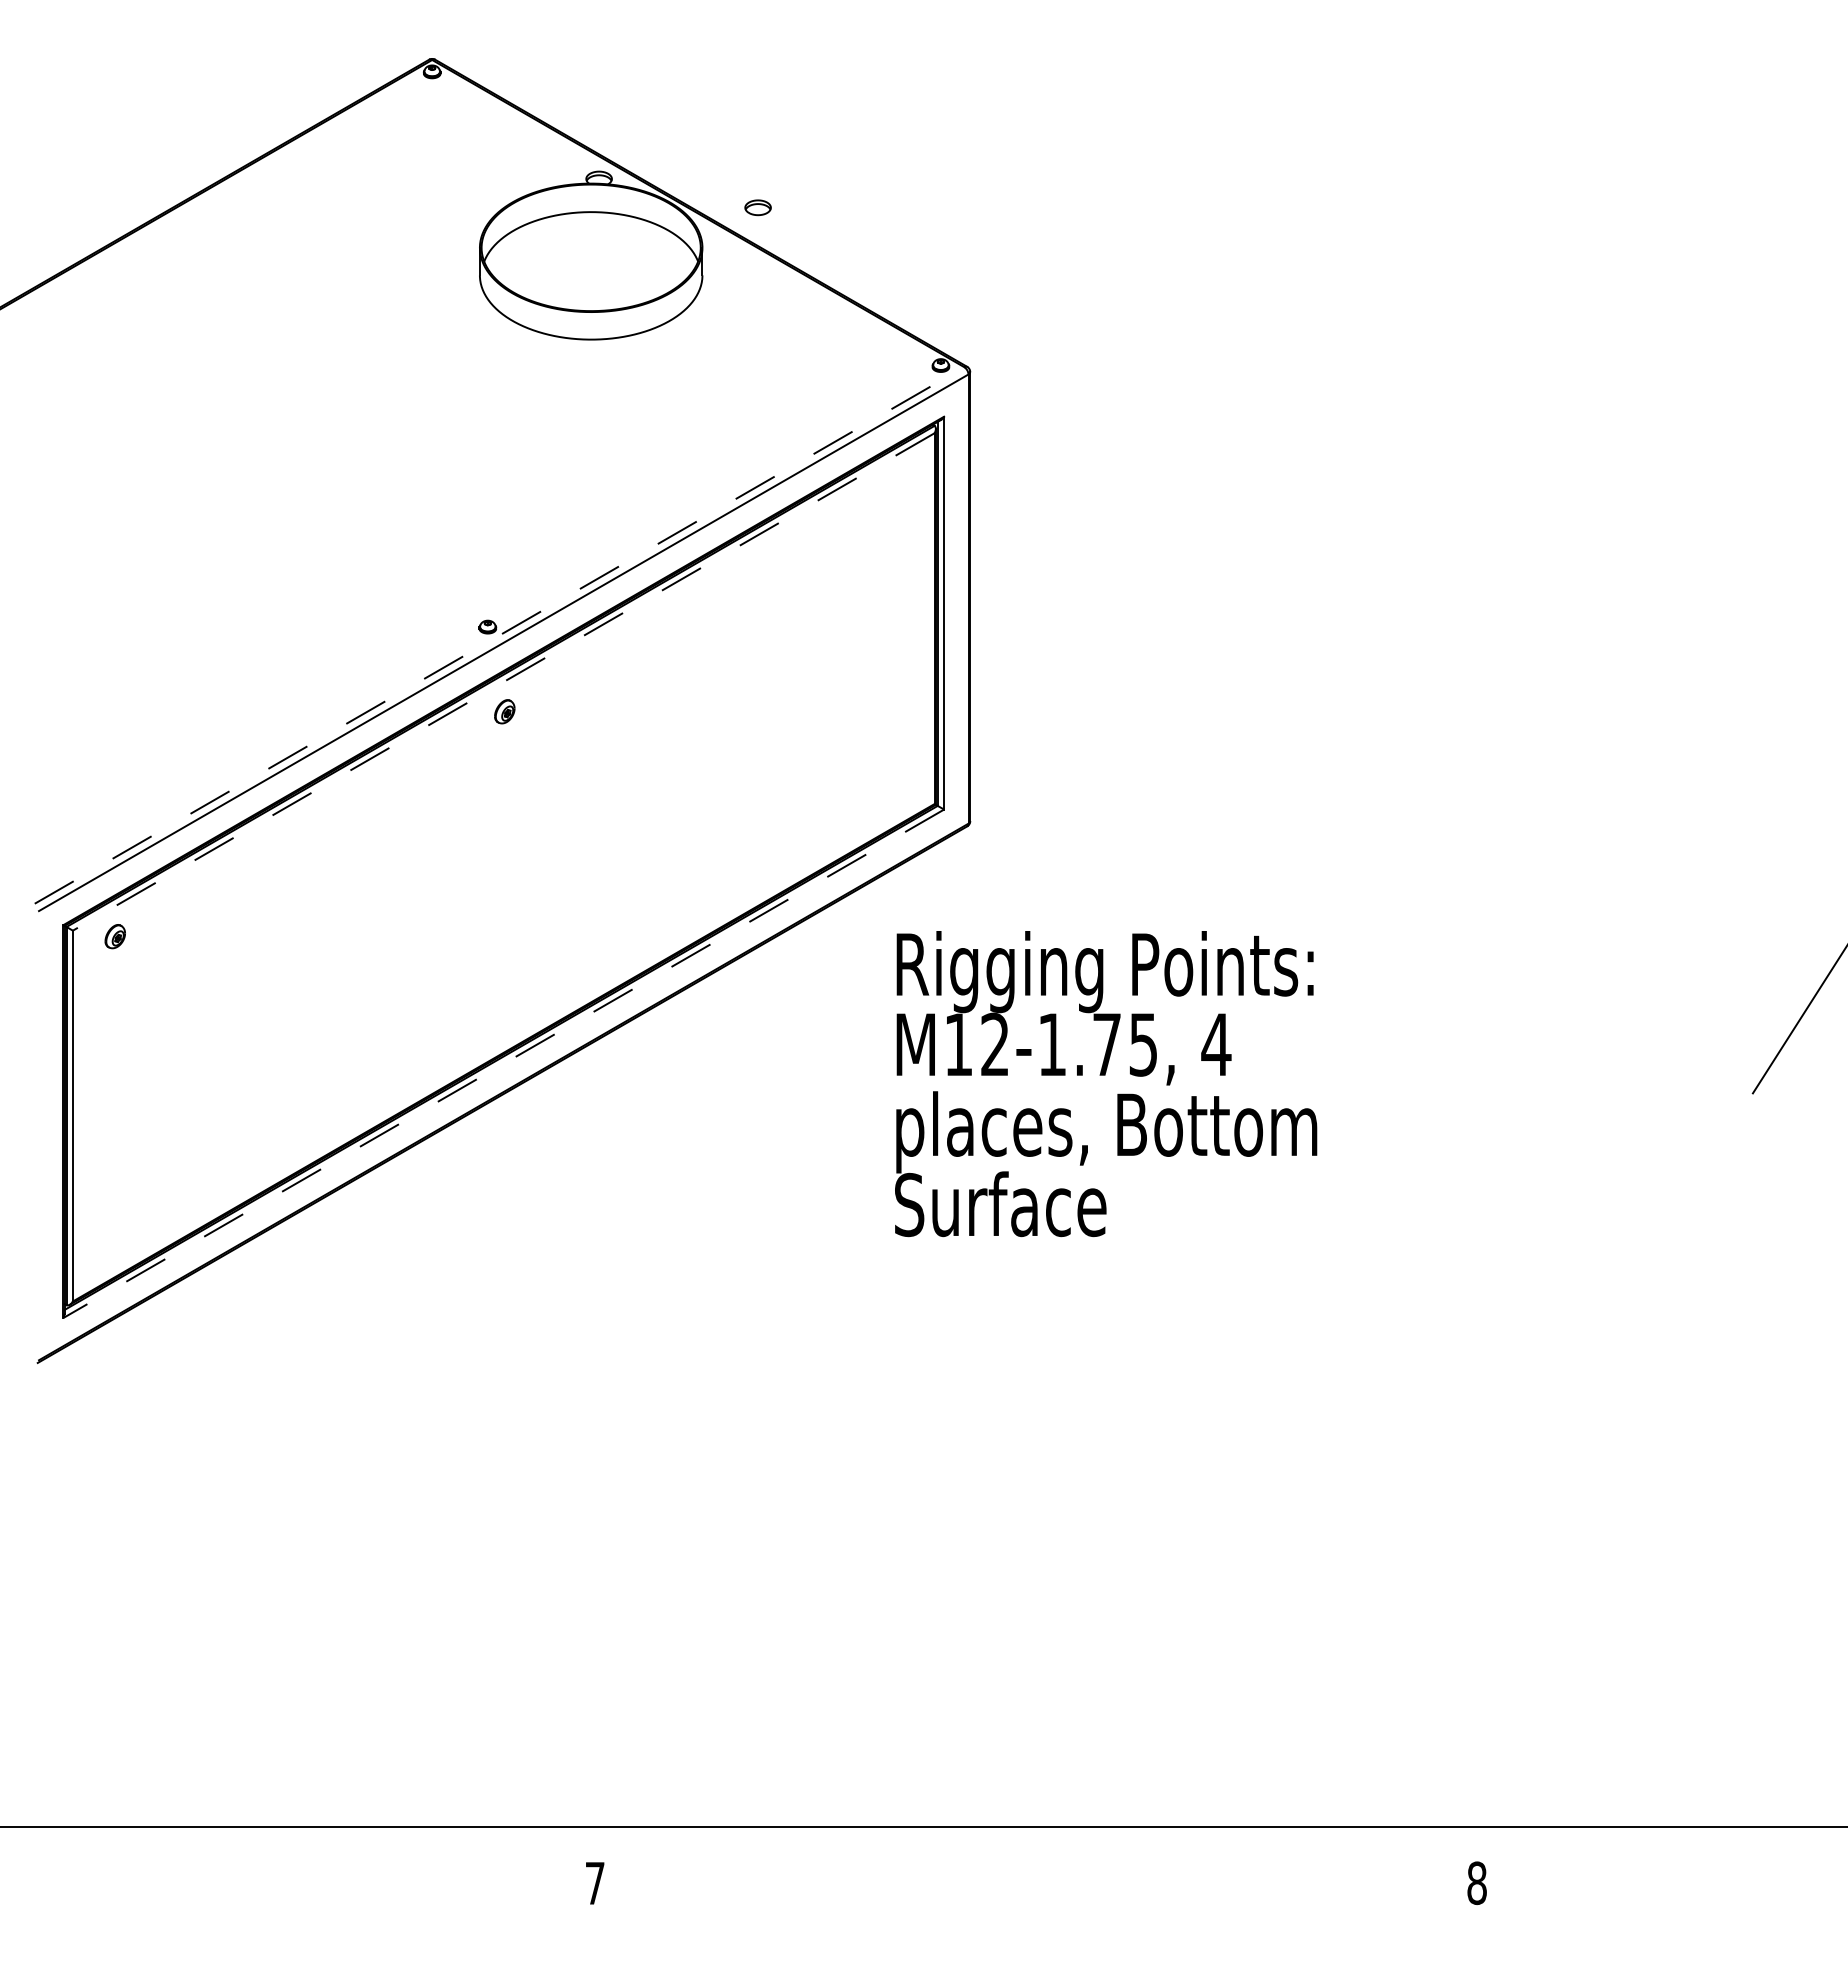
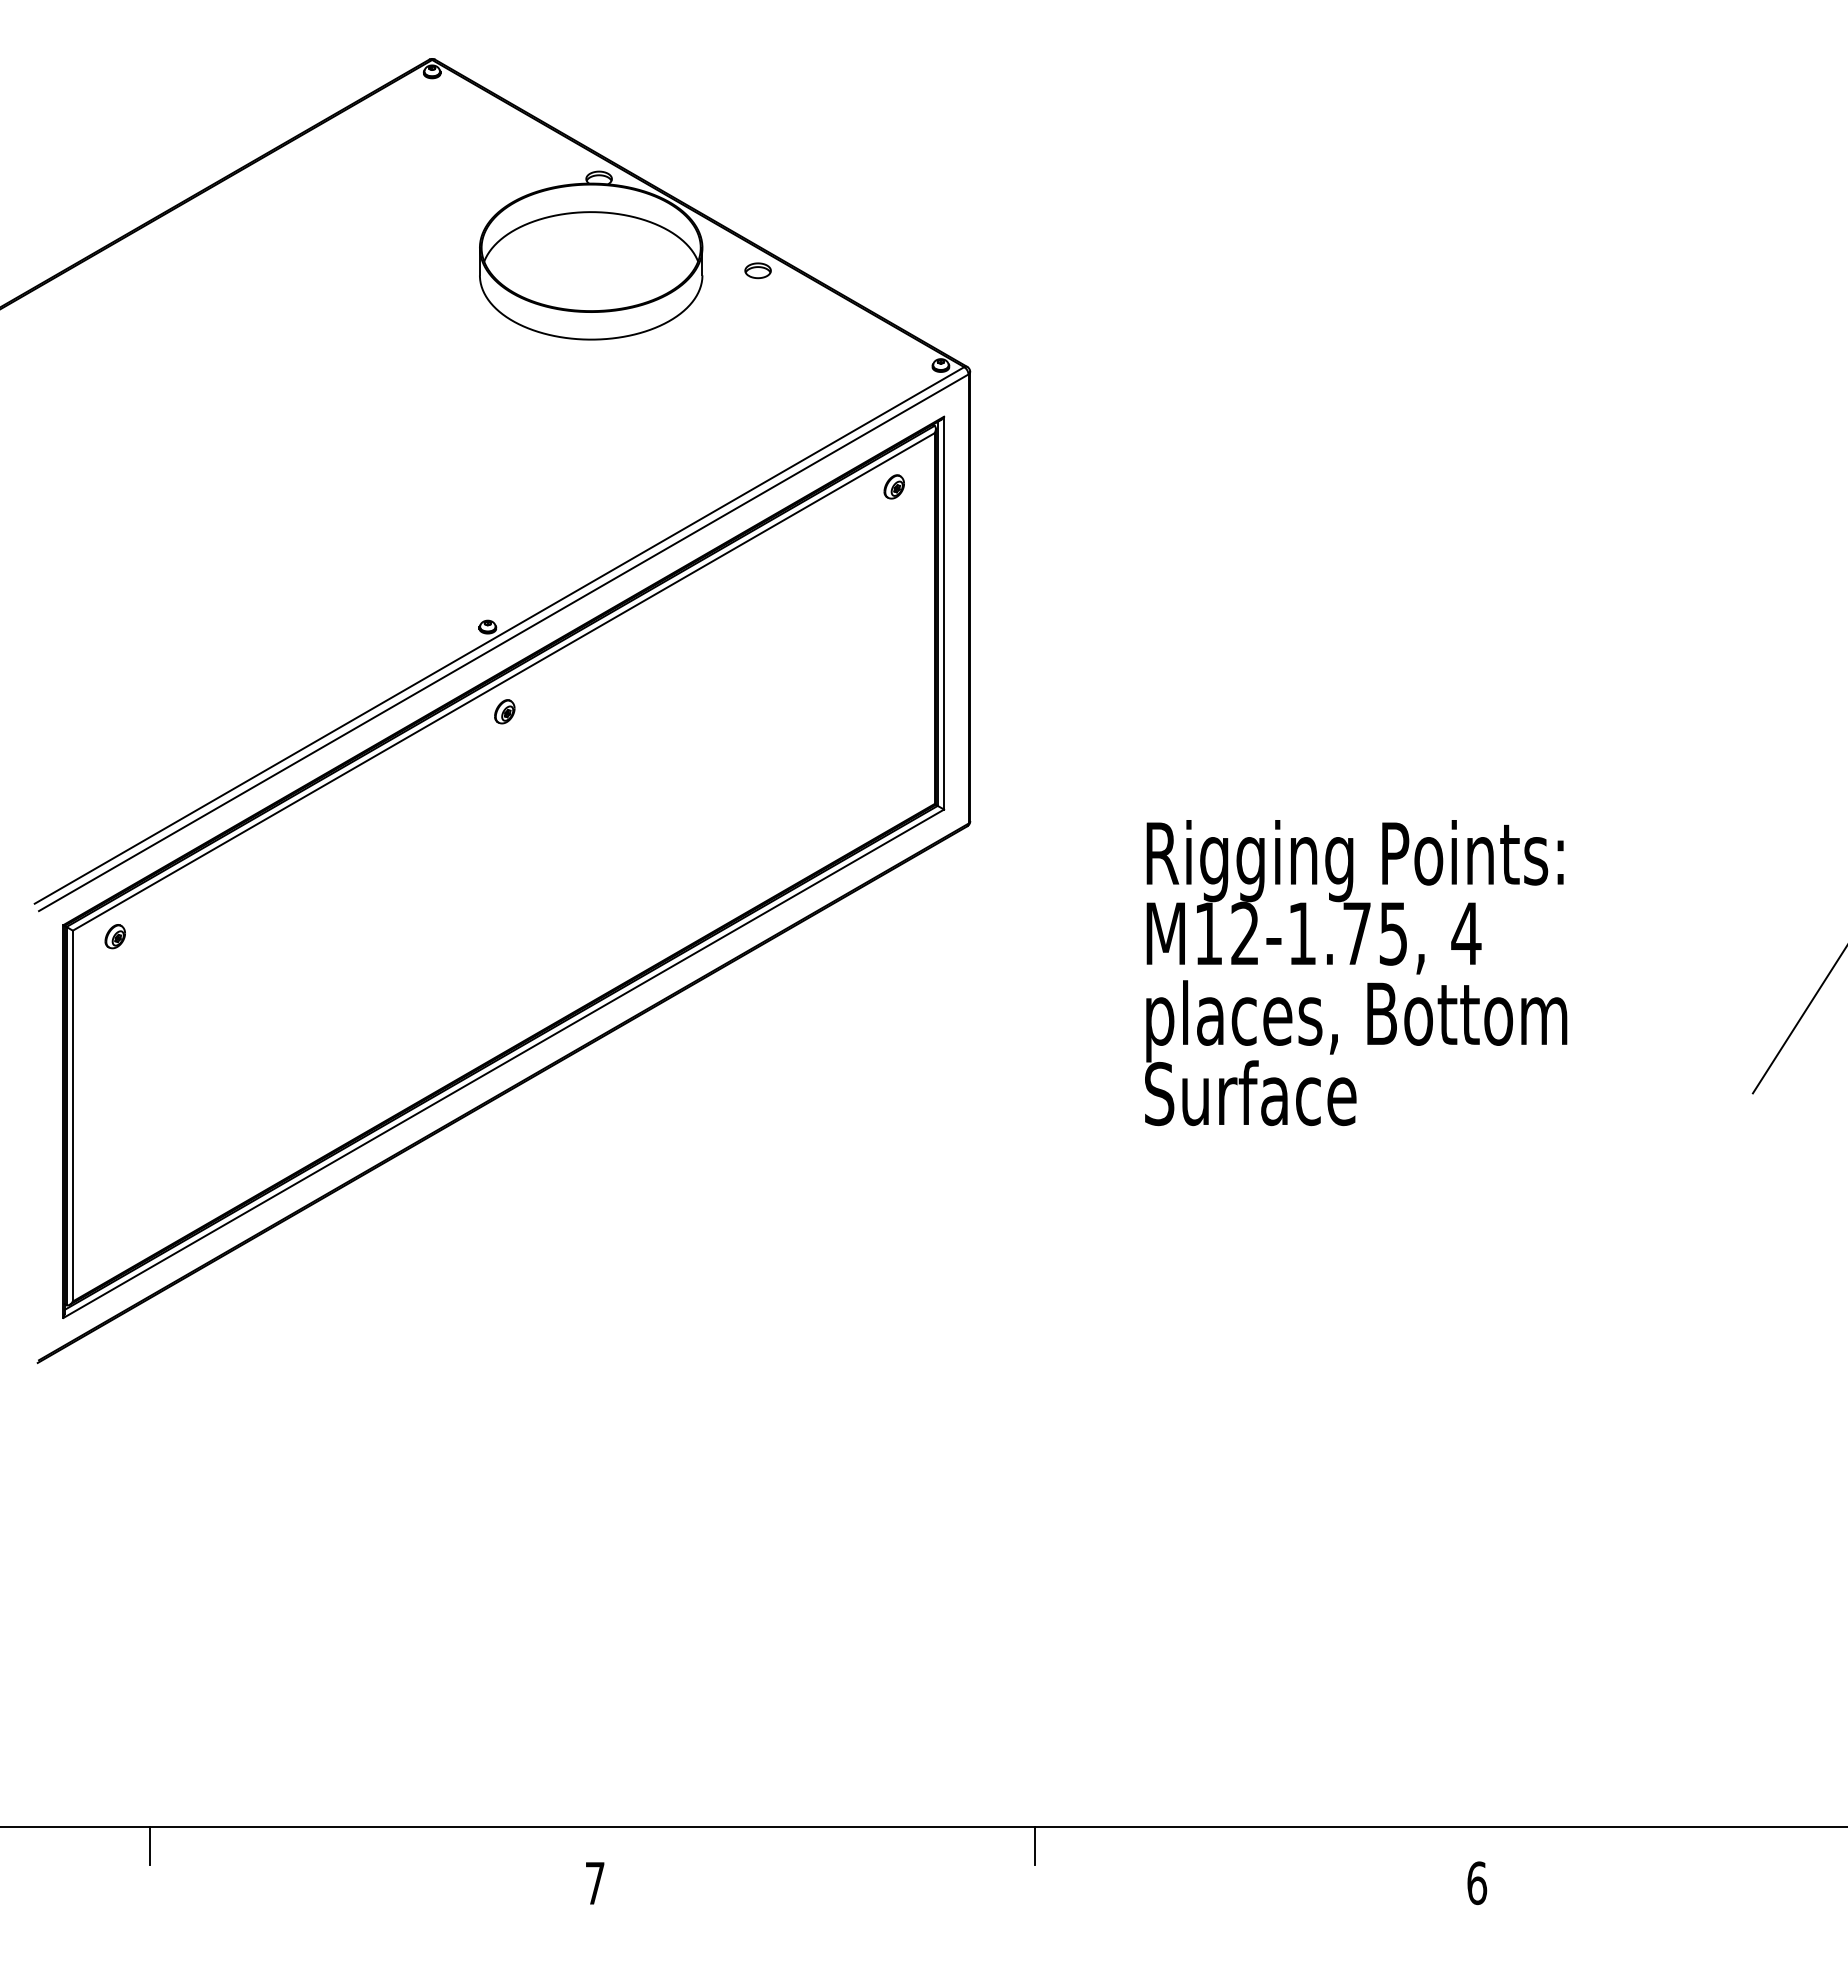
part position: (757, 207) -> (757, 270) (757, 270)
part: none -> present (893, 486)
line: dashed -> solid (499, 635)
line: dashed -> solid (503, 682)
line: dashed -> solid (503, 1064)
text position: (1106, 1084) -> (1356, 973) (1356, 973)
line: none -> present (149, 1845)
line: none -> present (1035, 1845)
text: 8 -> 6 (1477, 1882)
